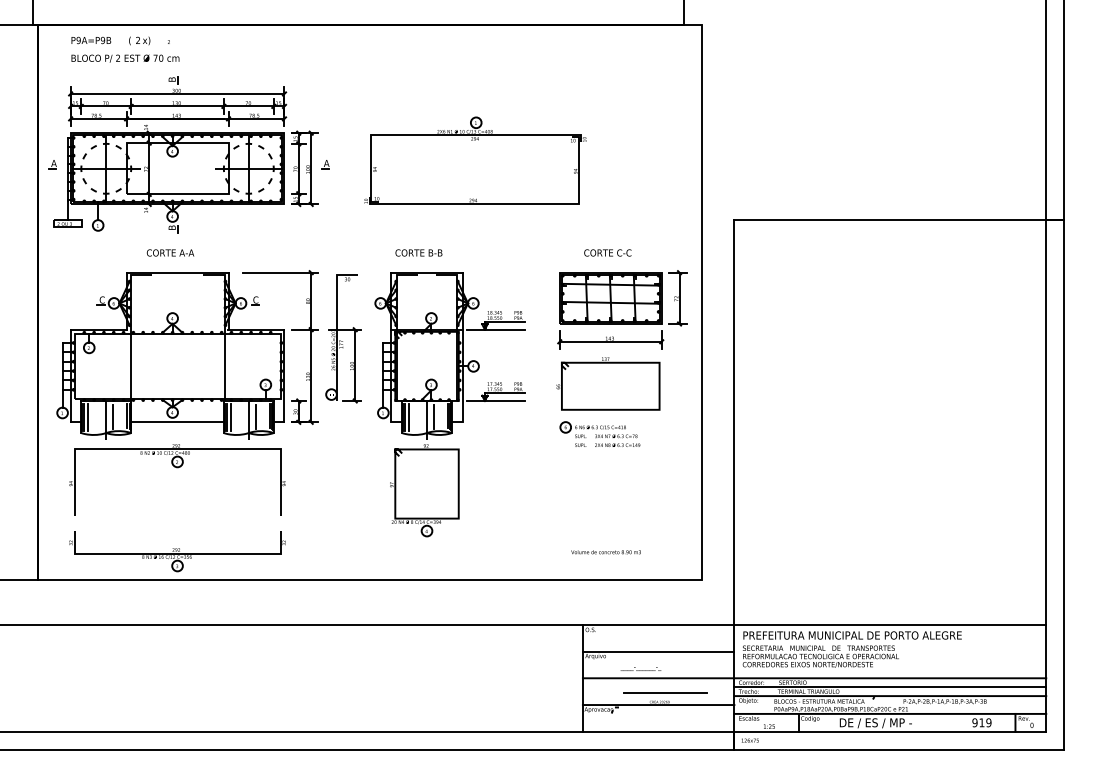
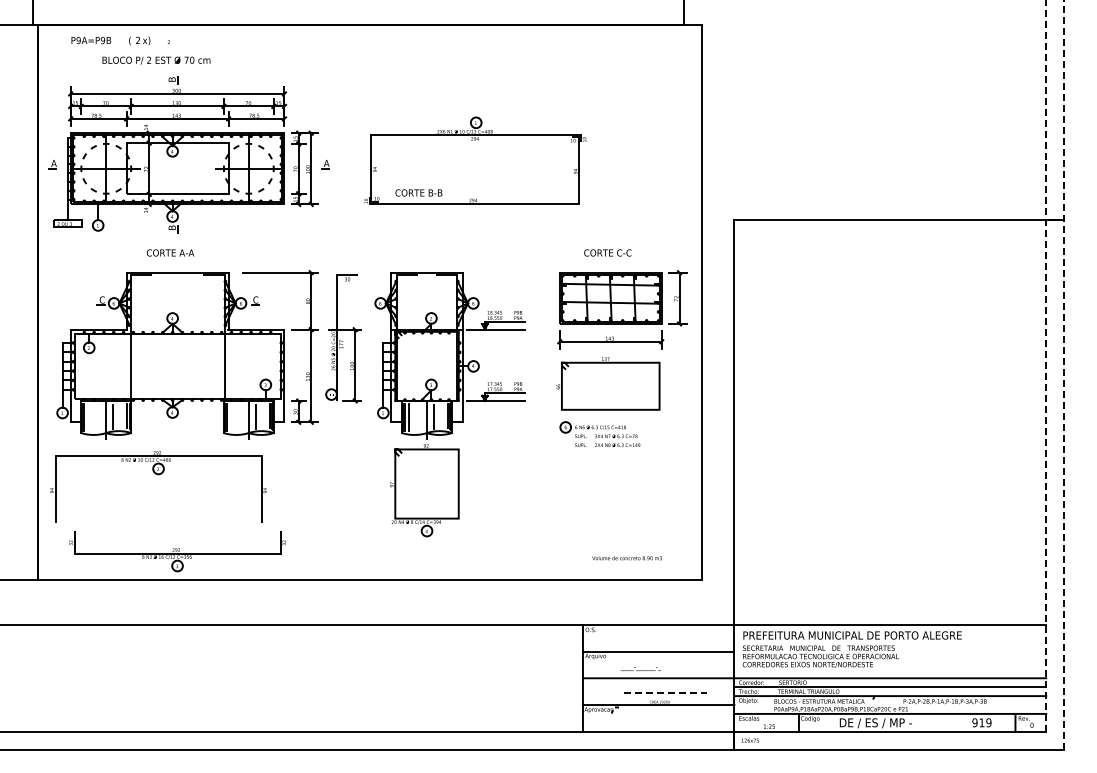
text position: (125, 58) -> (156, 60) (156, 60)
text position: (418, 252) -> (418, 192) (418, 192)
line: solid -> dashed (1046, 365)
line: solid -> dashed (1064, 374)
line: present -> none (88, 417)
line: present -> none (231, 417)
line: present -> none (177, 422)
part position: (177, 468) -> (158, 475) (158, 475)
text position: (605, 552) -> (626, 558) (626, 558)
line: solid -> dashed (666, 693)
